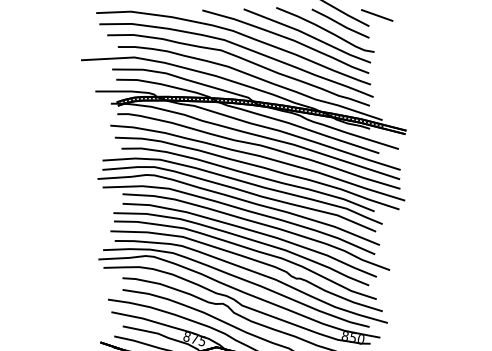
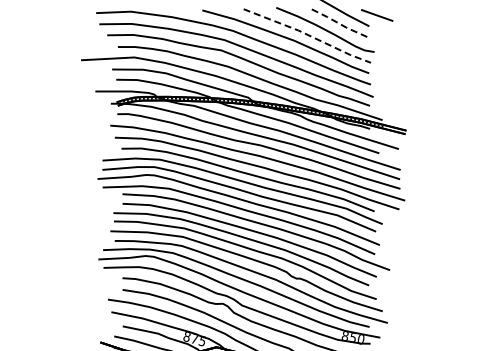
line: solid -> dashed (340, 24)
line: solid -> dashed (308, 35)
